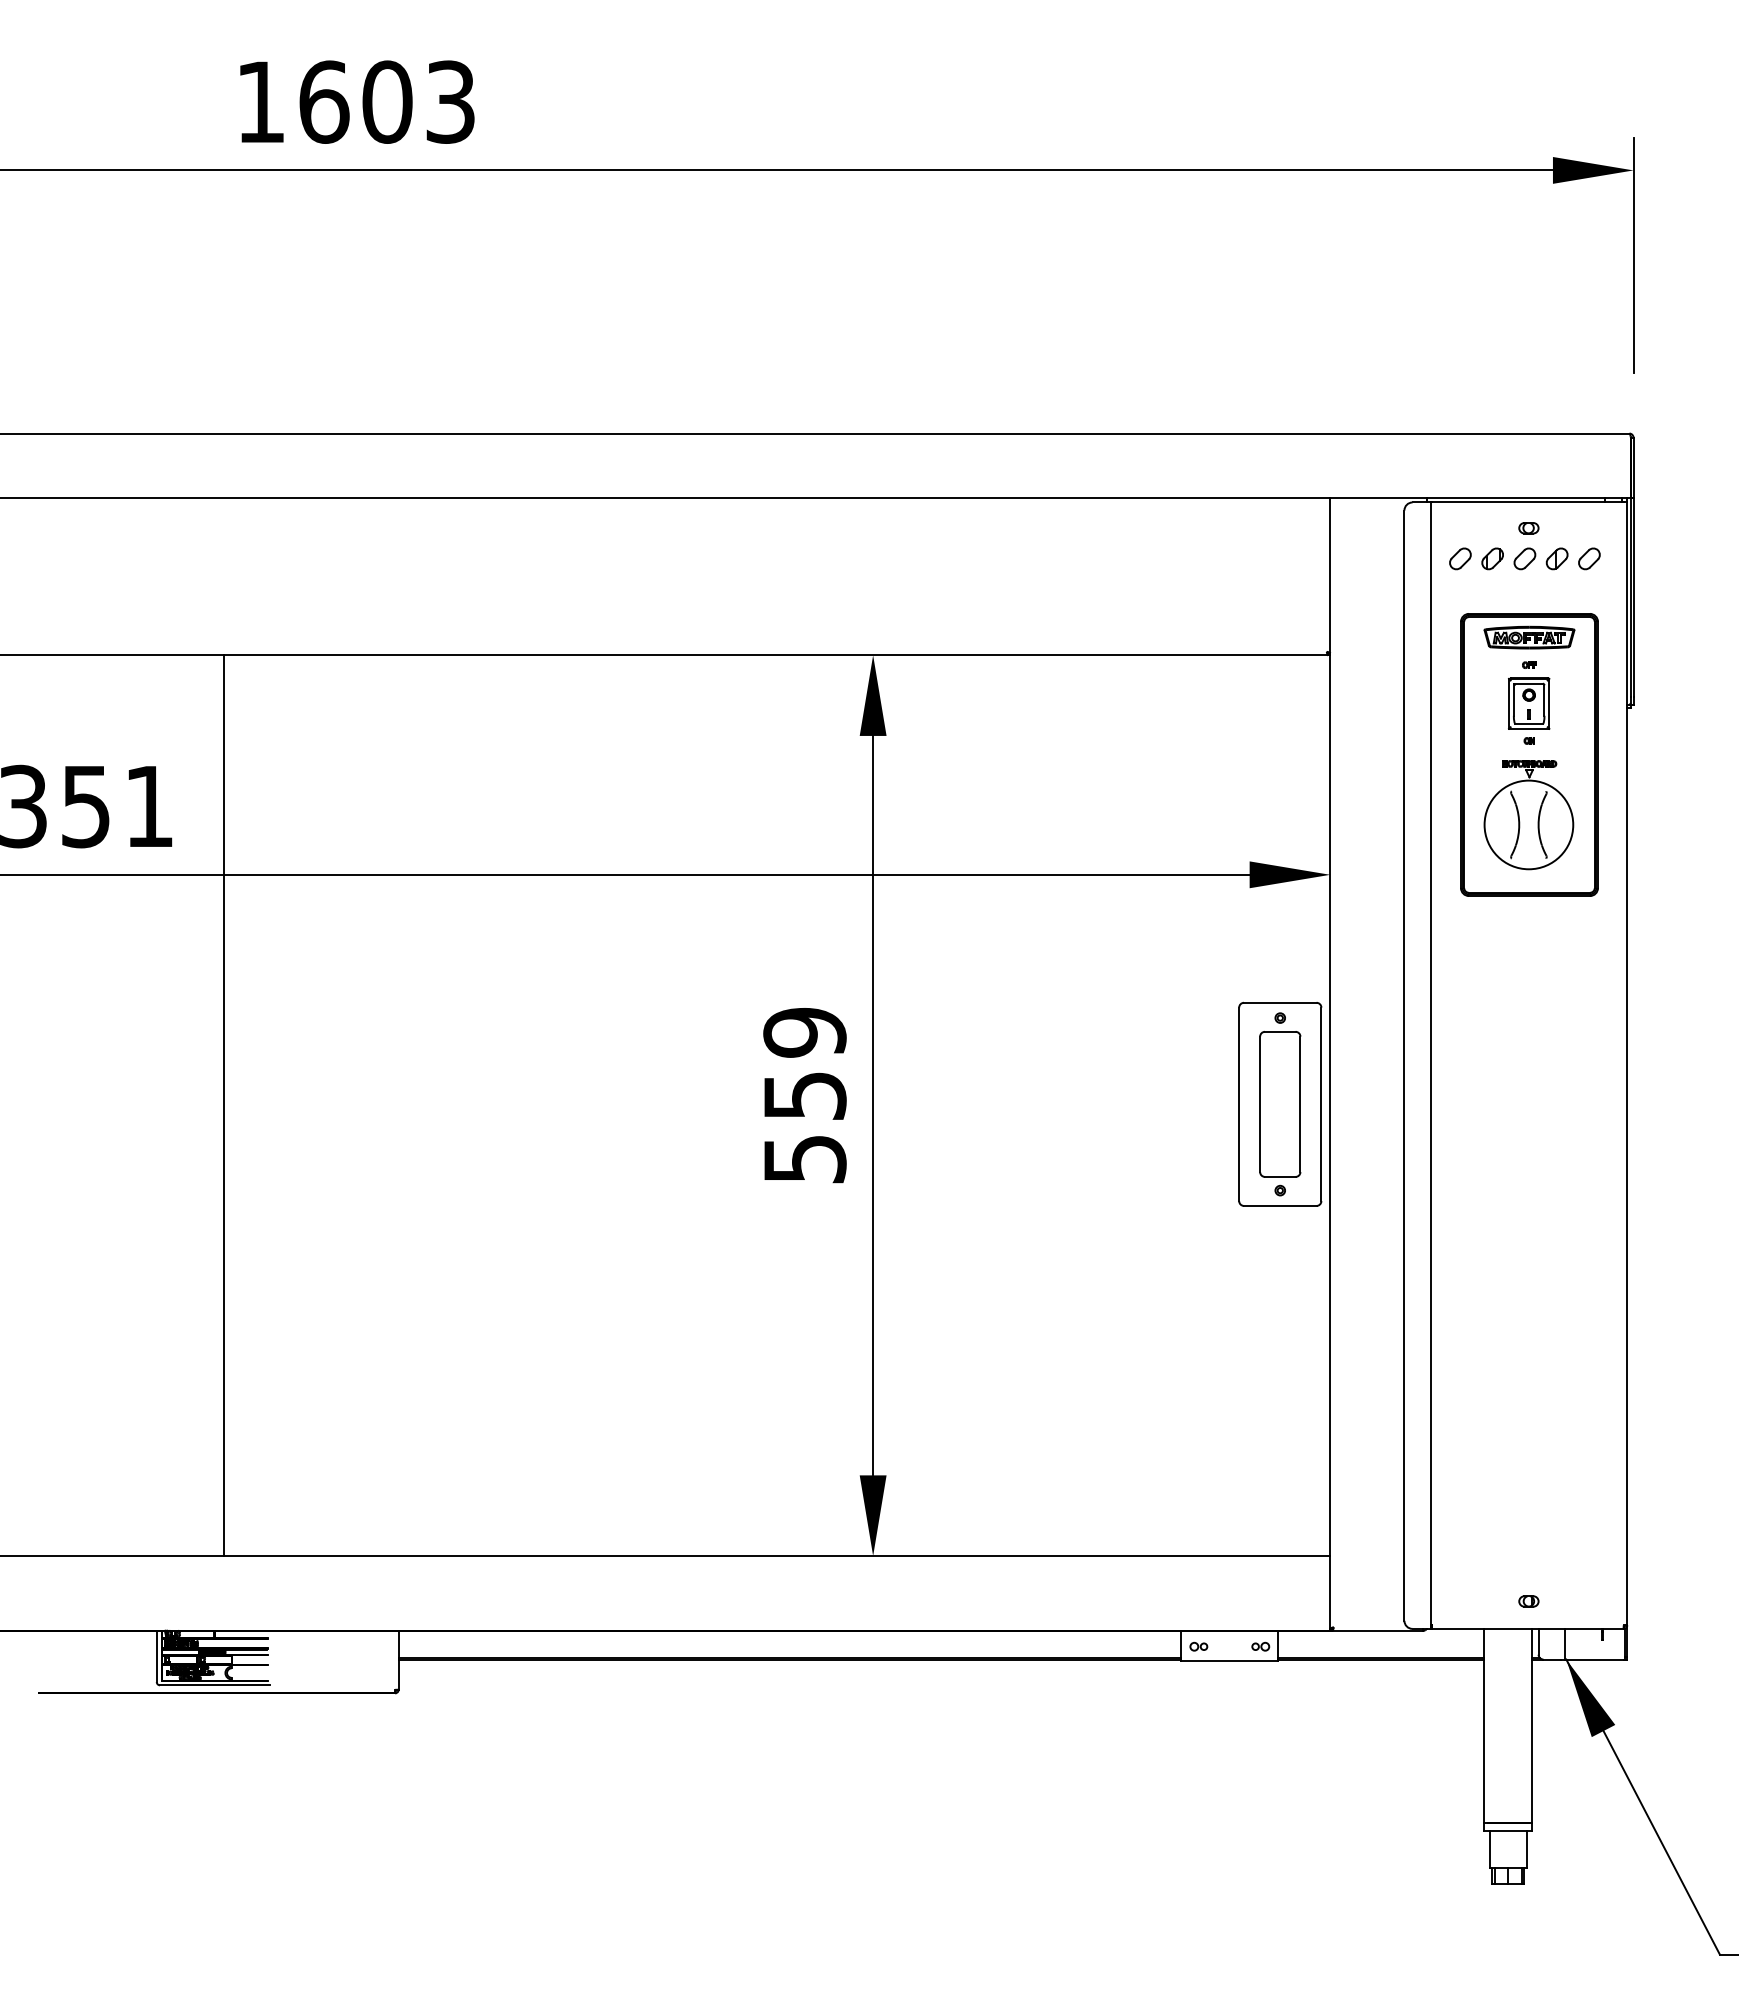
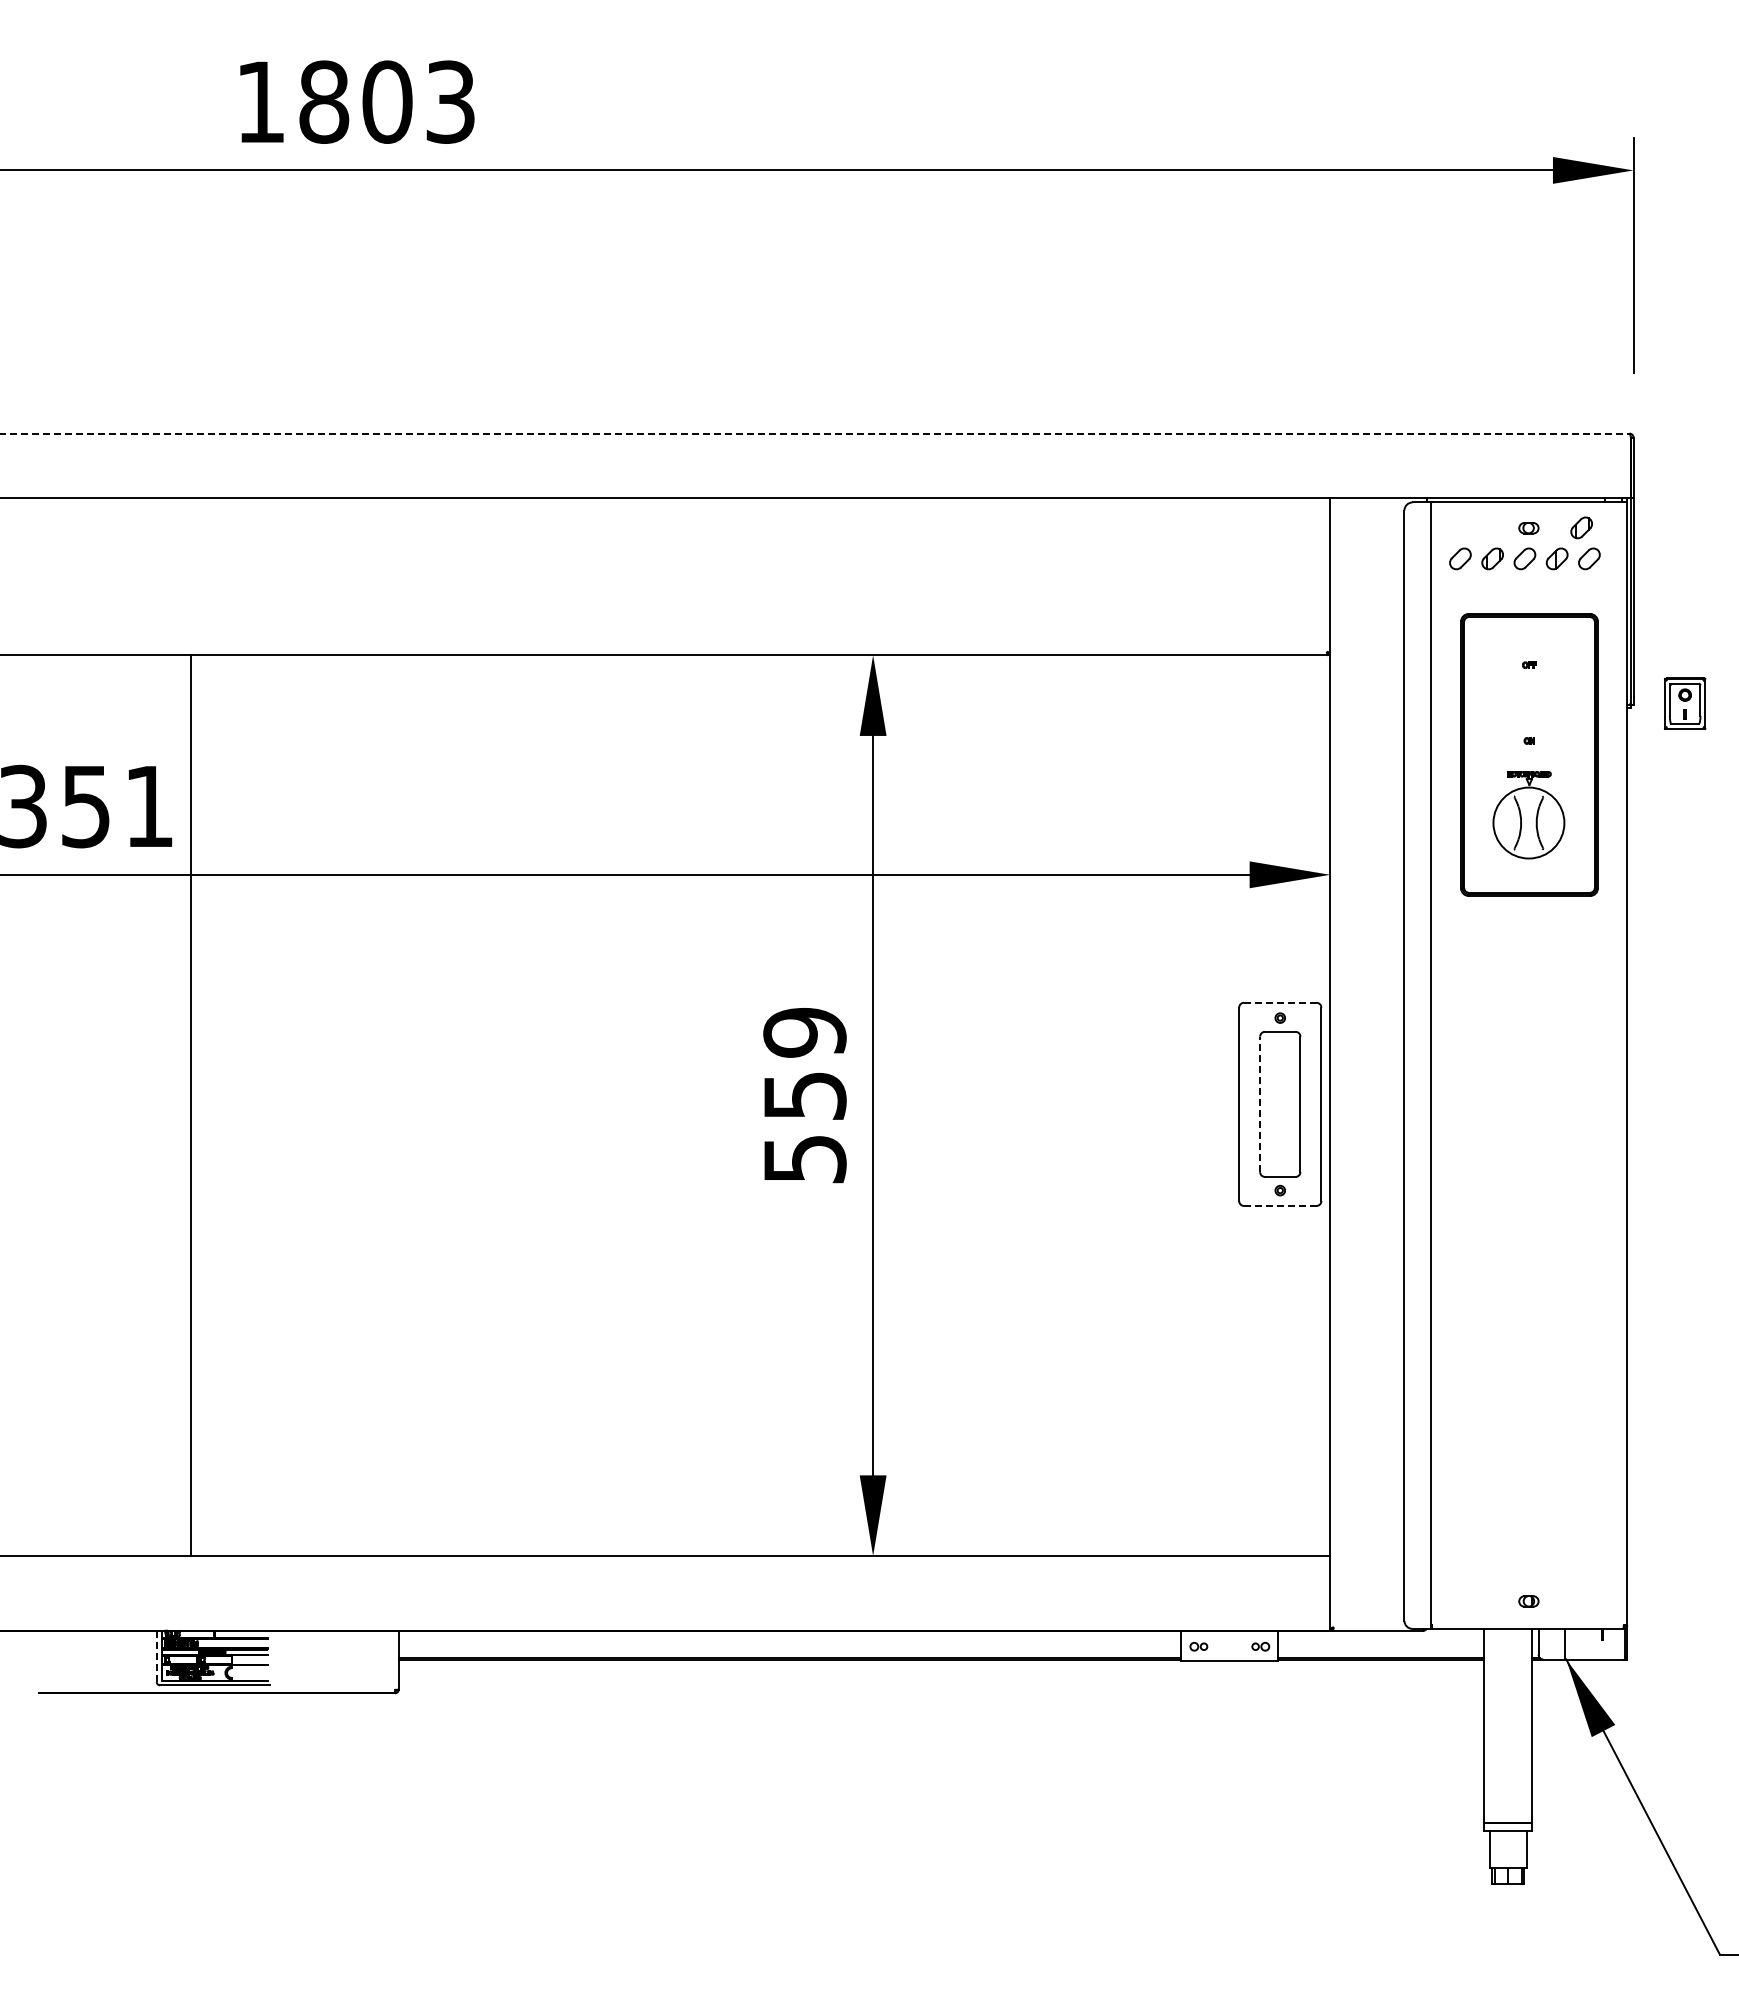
text: 1603 -> 1803 (324, 101)
line: solid -> dashed (815, 433)
part: none -> present (1581, 527)
part: present -> none (1529, 637)
part position: (1529, 703) -> (1685, 703) (1685, 703)
part size: 92x111 px -> 74x89 px (1528, 815)
line: solid -> dashed (1279, 1002)
line: solid -> dashed (1260, 1104)
line position: (223, 1105) -> (190, 1105) (190, 1105)
line: solid -> dashed (1280, 1205)
line: solid -> dashed (156, 1656)
